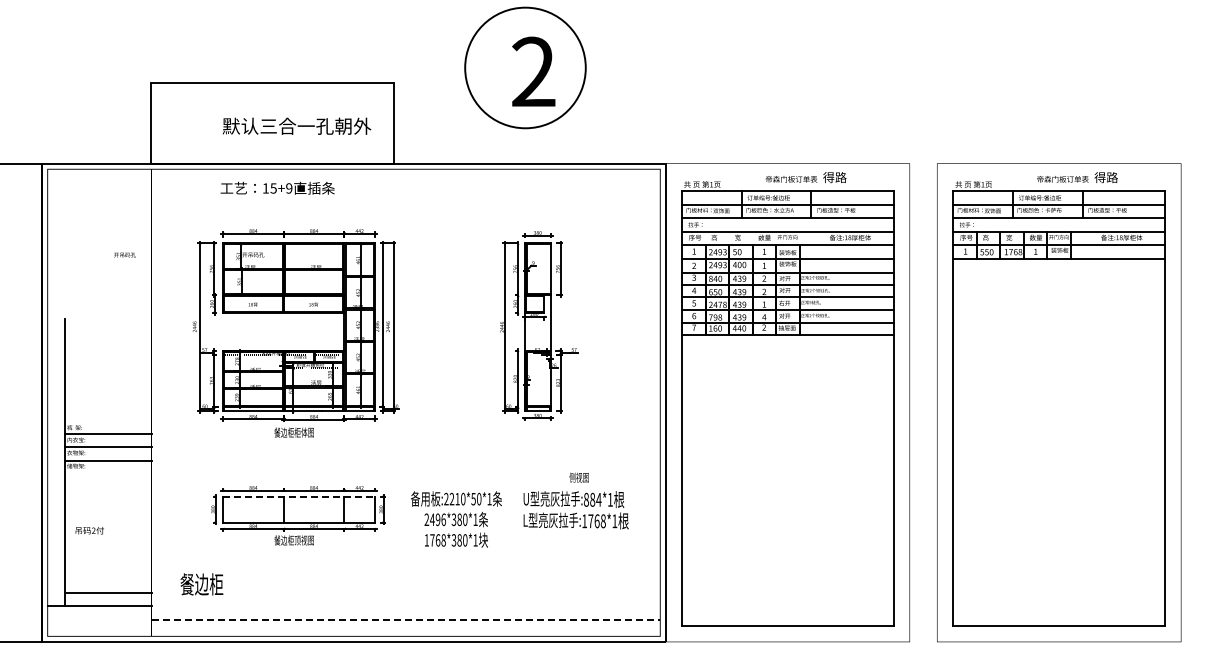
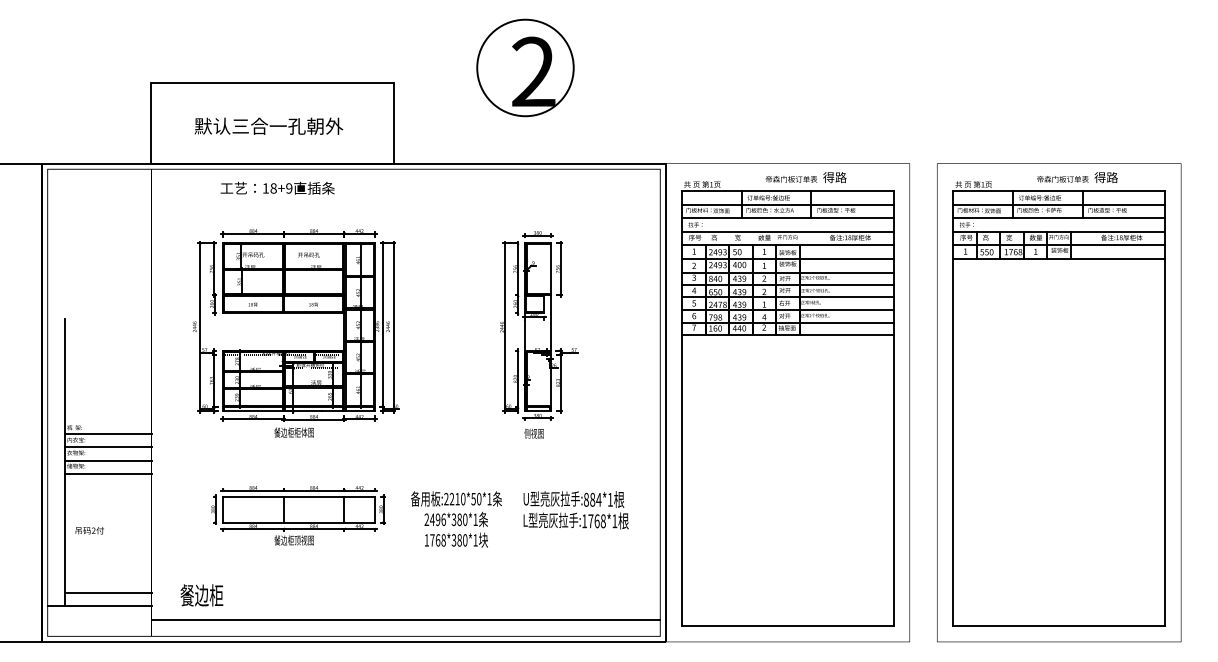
circle diameter: 121 px -> 96 px (525, 67)
text position: (296, 125) -> (268, 125) (268, 125)
text: 15+9 -> 18+9 (273, 188)
text position: (124, 254) -> (308, 254) (308, 254)
line: none -> present (107, 473)
text position: (578, 477) -> (533, 433) (533, 433)
line: dashed -> solid (298, 496)
text position: (201, 584) -> (201, 595) (201, 595)
line: dashed -> solid (406, 619)
